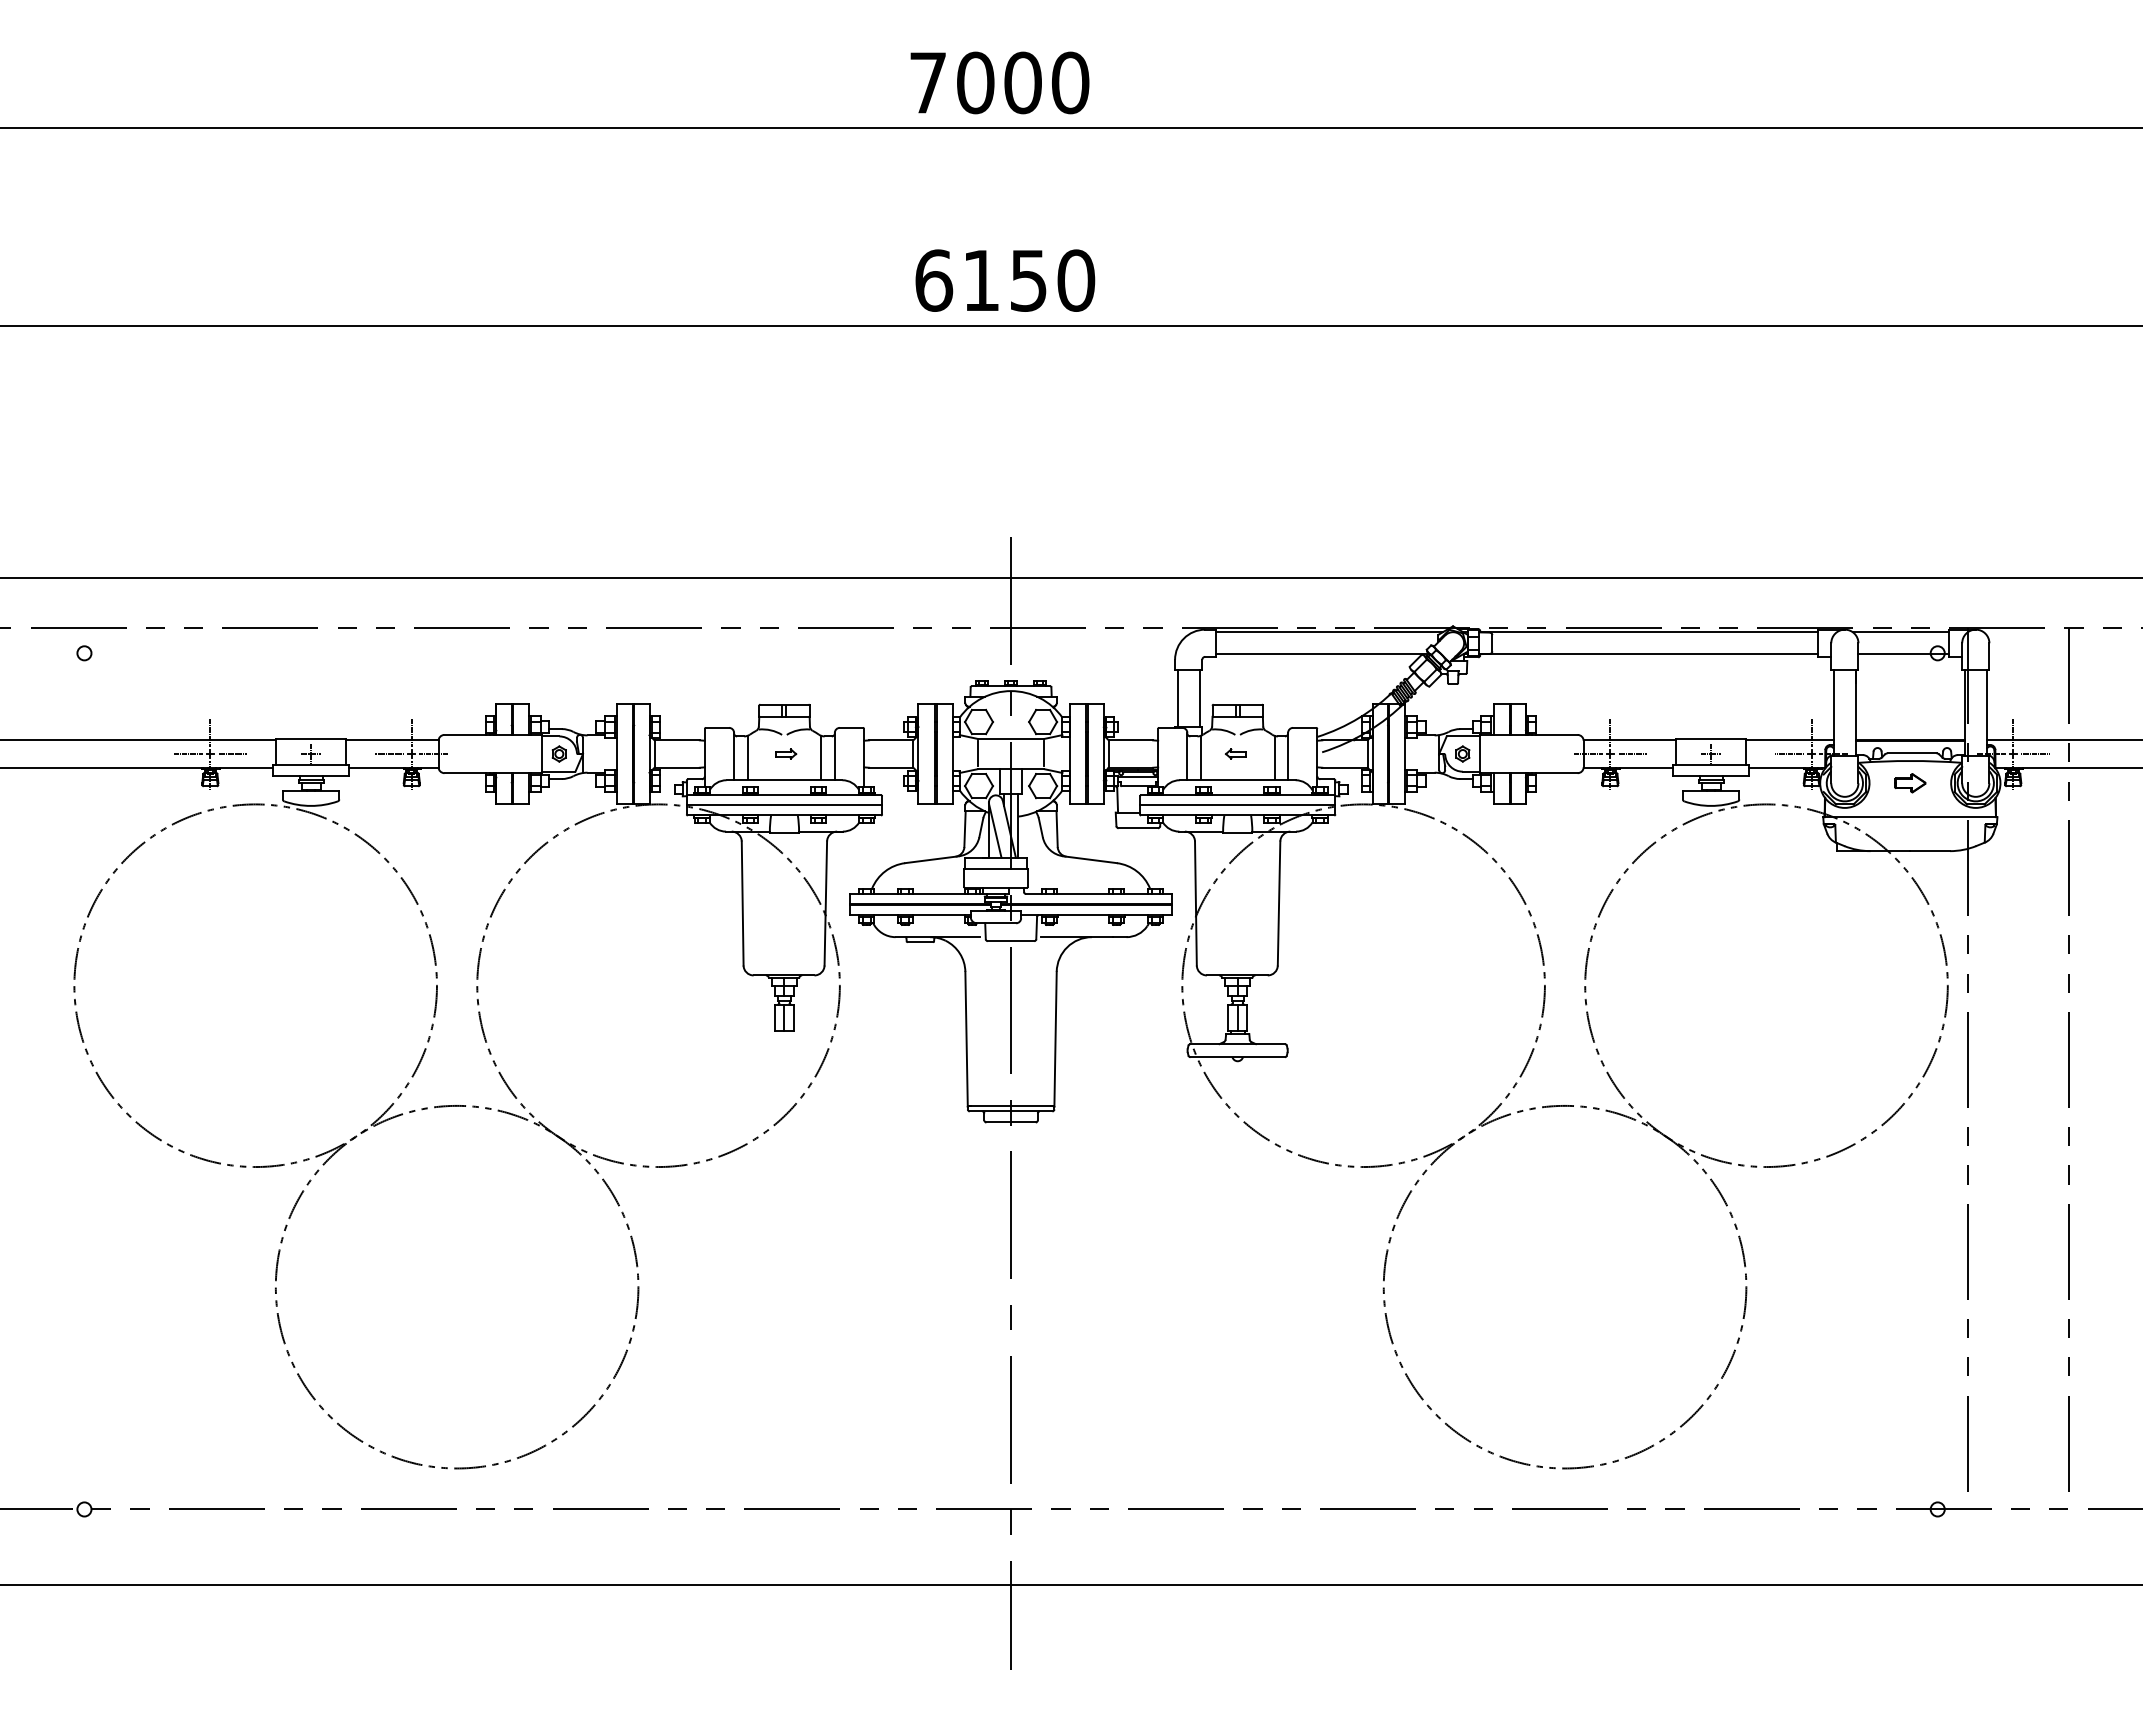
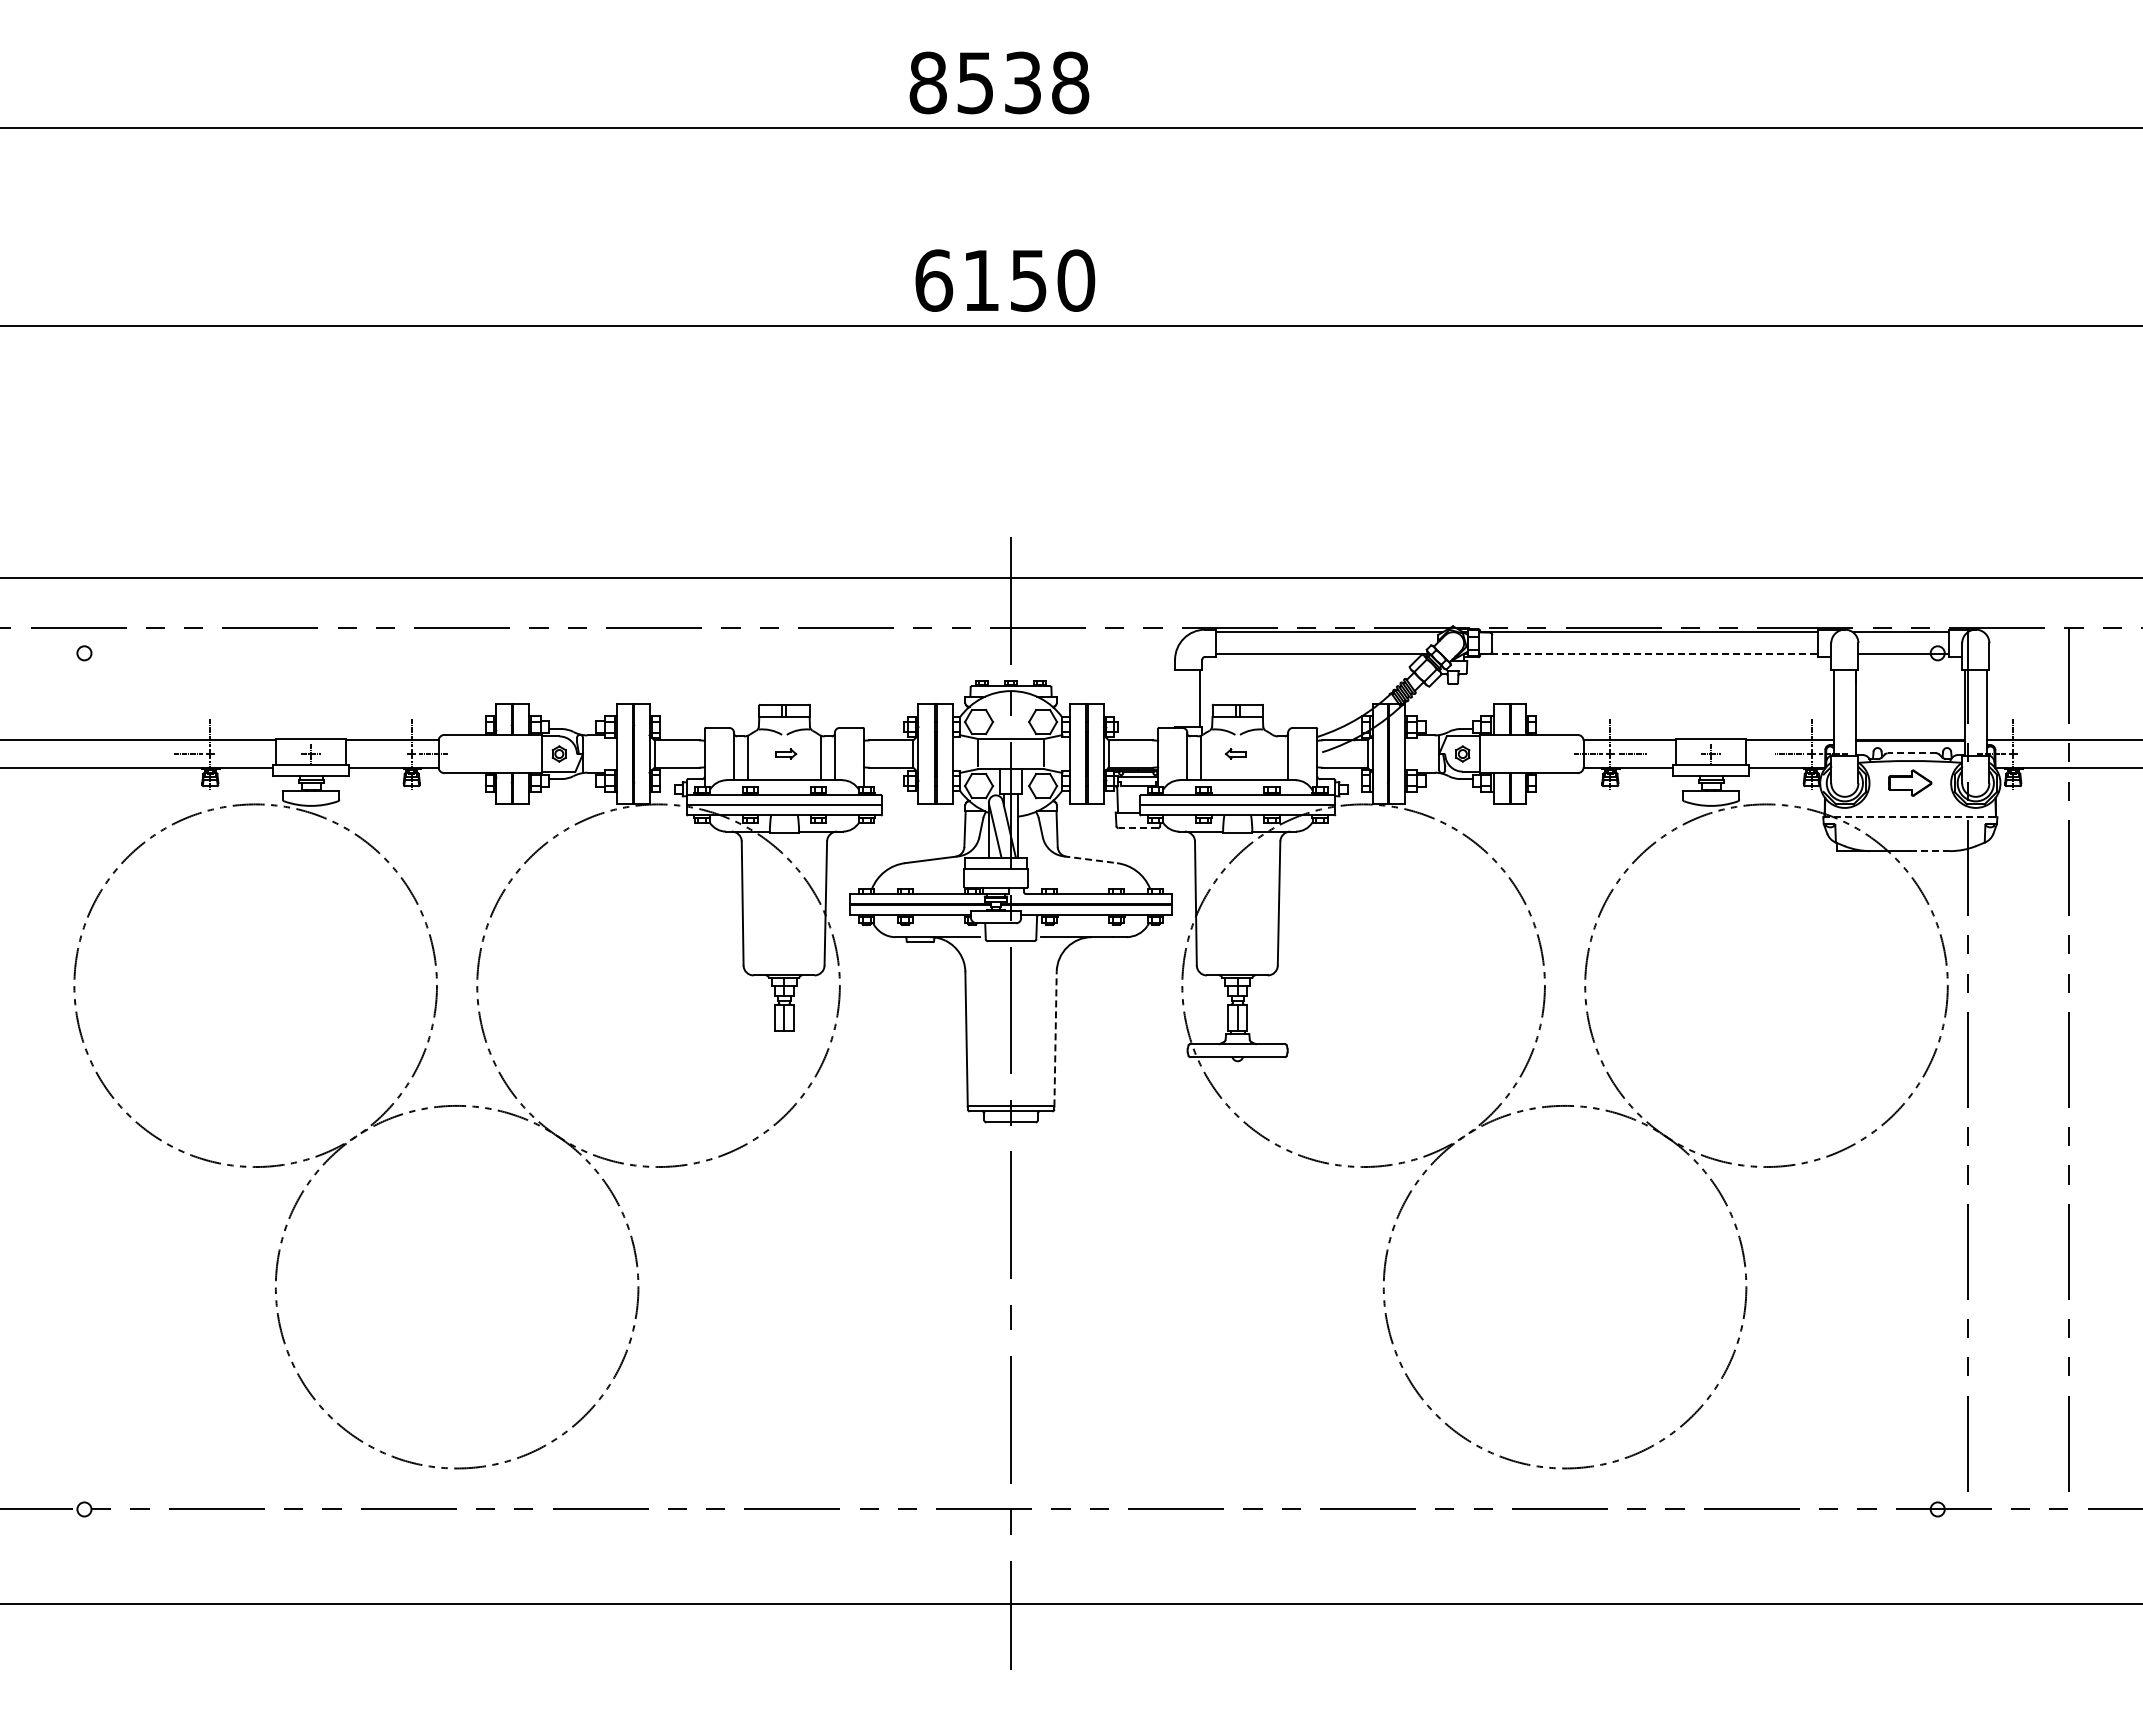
text: 7000 -> 8538 (999, 82)
line: solid -> dashed (1648, 654)
line: present -> none (1177, 698)
line: solid -> dashed (1911, 753)
line: present -> none (231, 754)
line: present -> none (389, 754)
line: present -> none (2034, 754)
line: present -> none (1274, 757)
part size: 33x21 px -> 45x28 px (1910, 782)
line: solid -> dashed (1910, 817)
line: solid -> dashed (1138, 828)
line: solid -> dashed (1930, 851)
line: solid -> dashed (1090, 859)
line: solid -> dashed (1055, 1038)
line position: (1070, 1585) -> (1070, 1604) (1070, 1604)
